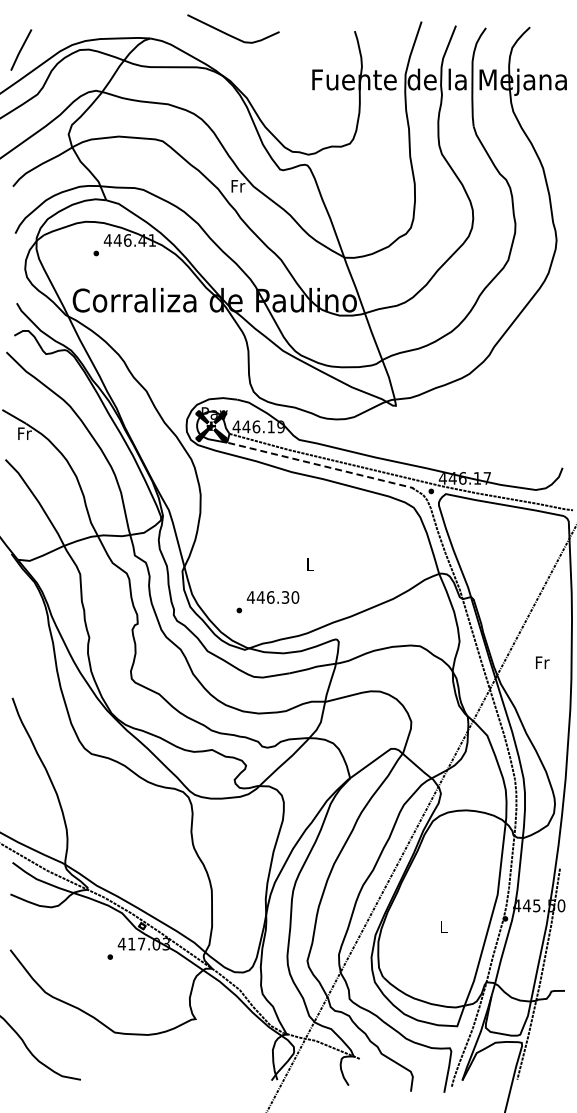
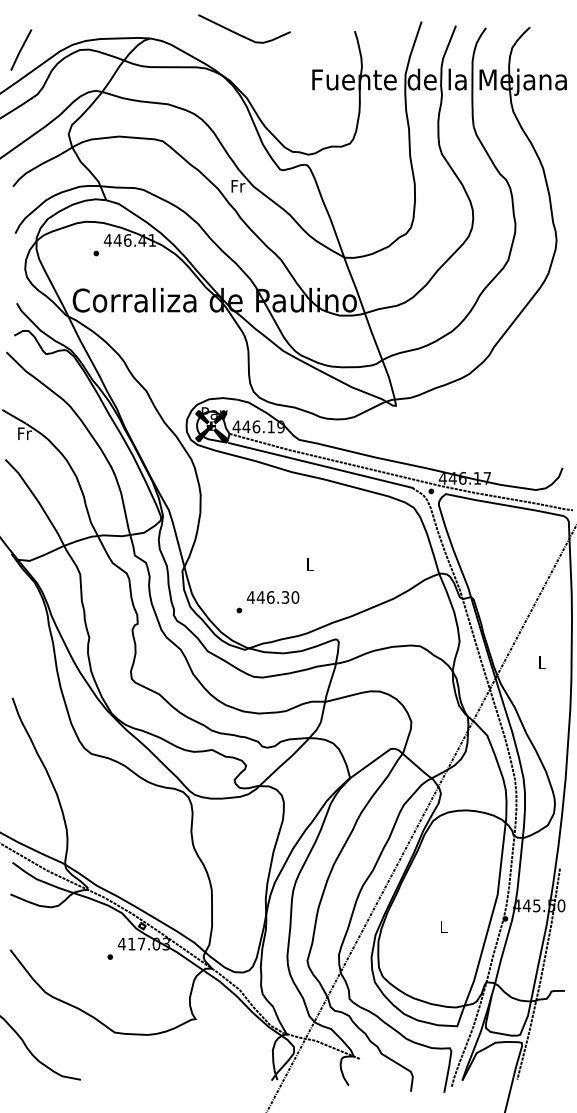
curve position: (230, 34) -> (241, 34) (241, 34)
line: dashed -> solid (320, 465)
text: Fr -> L (542, 662)
